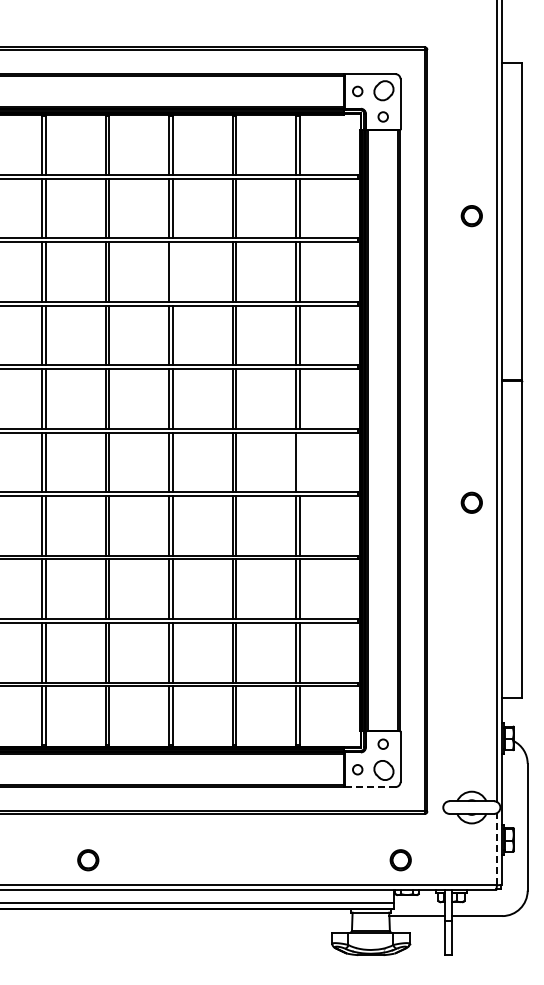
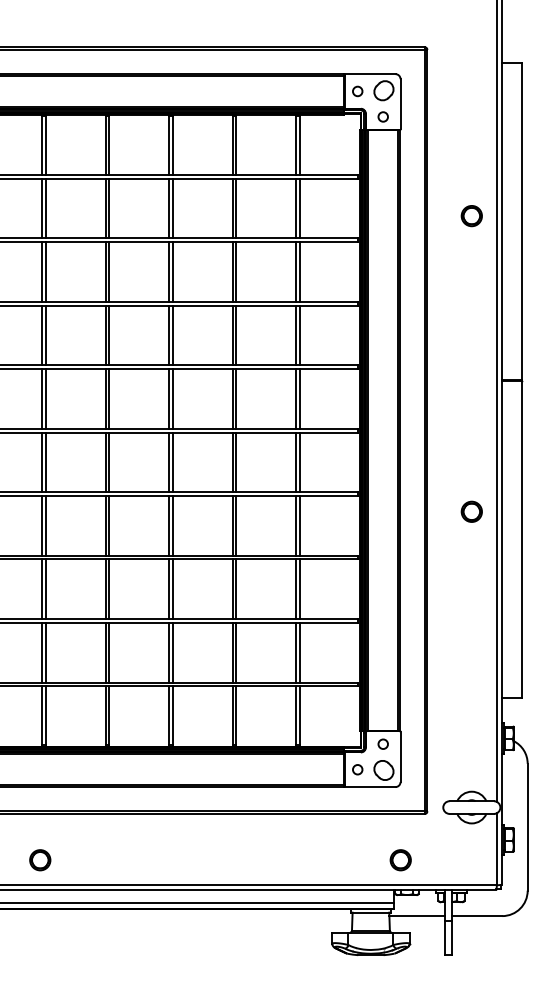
line: none -> present (172, 271)
line: none -> present (299, 462)
part position: (471, 502) -> (471, 511) (471, 511)
line: dashed -> solid (369, 787)
line: dashed -> solid (496, 848)
part position: (88, 860) -> (40, 860) (40, 860)
